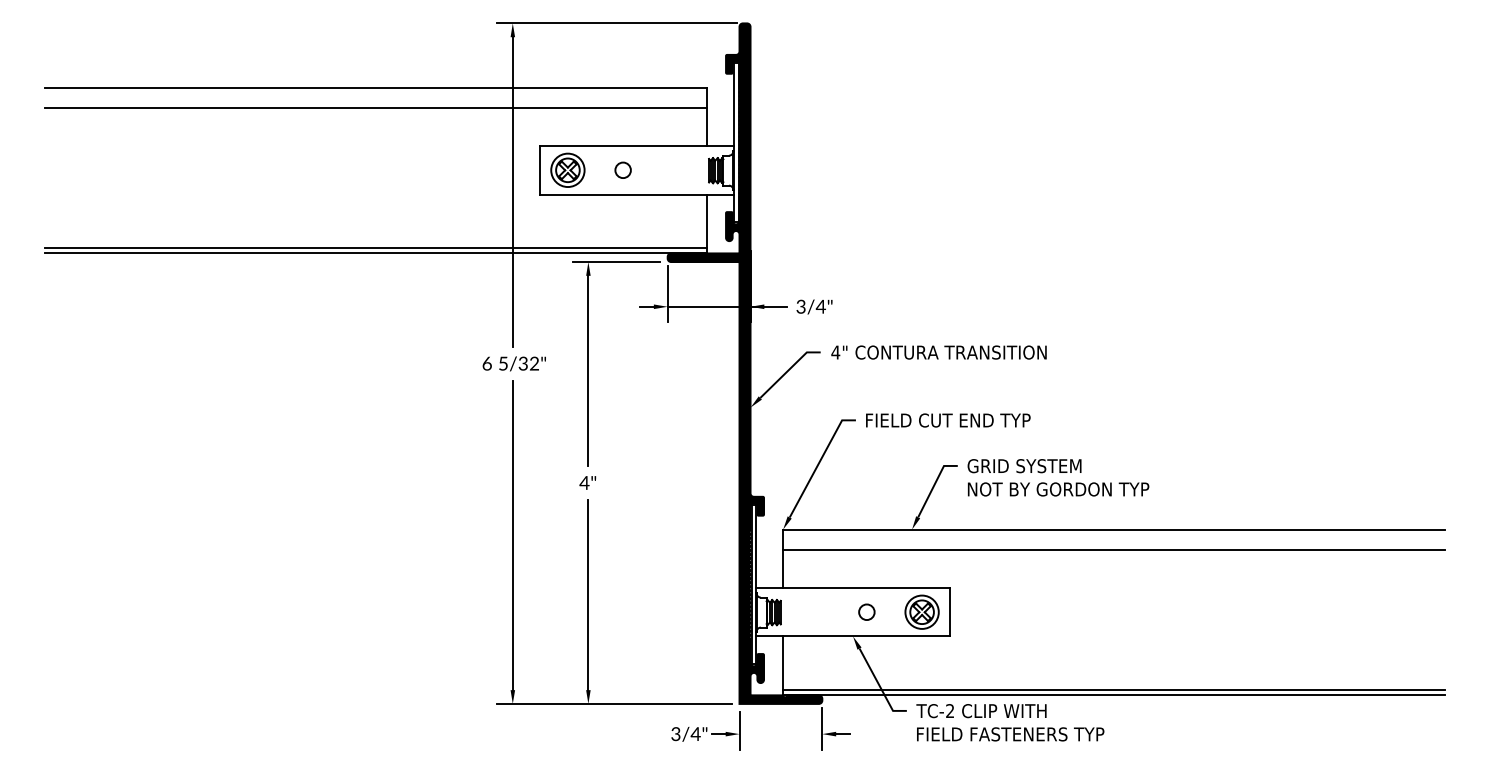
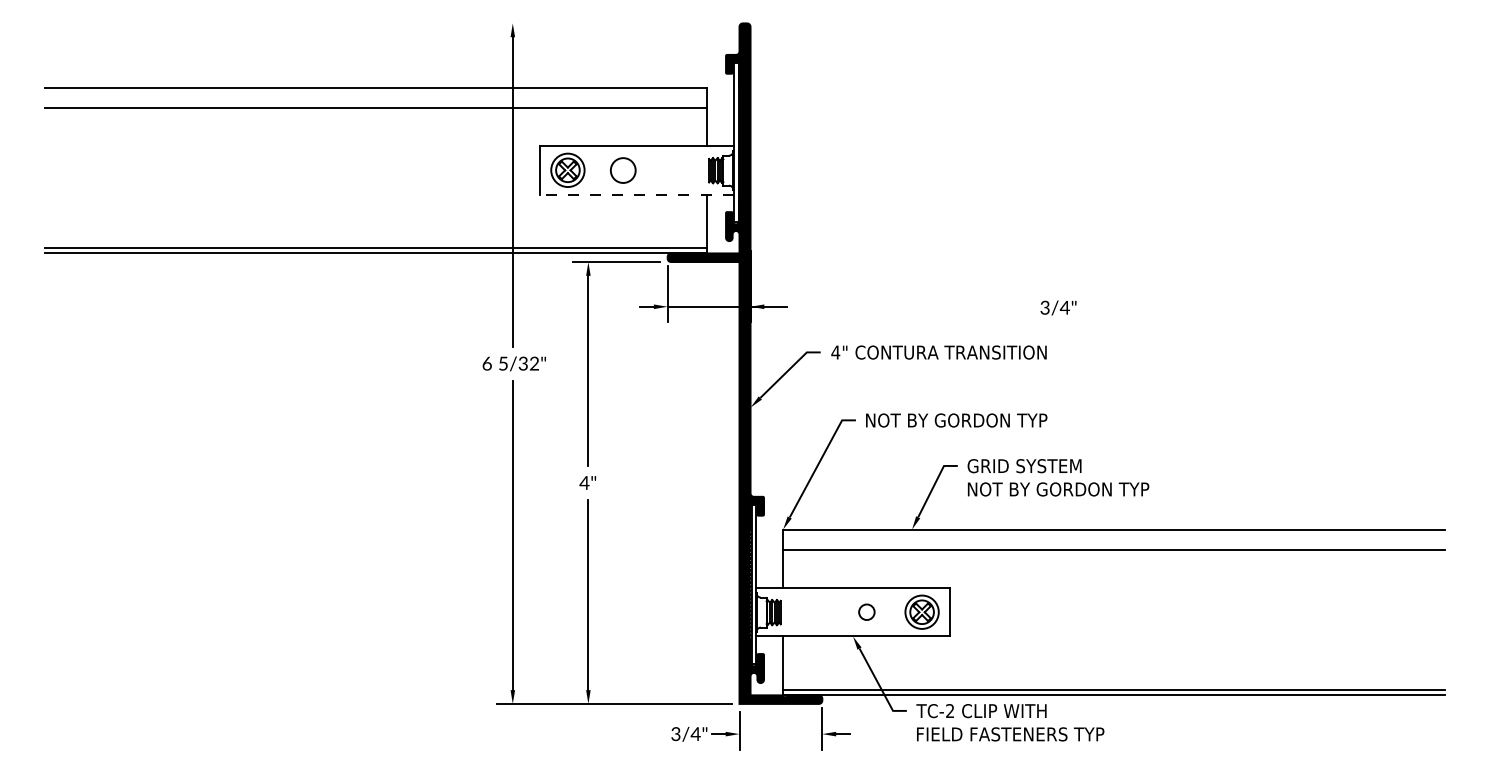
line: present -> none (617, 23)
circle size: 18x18 px -> 27x27 px (623, 170)
line: solid -> dashed (636, 194)
text position: (814, 306) -> (1058, 307) (1058, 307)
text: FIELD CUT END TYP -> NOT BY GORDON TYP (957, 420)
